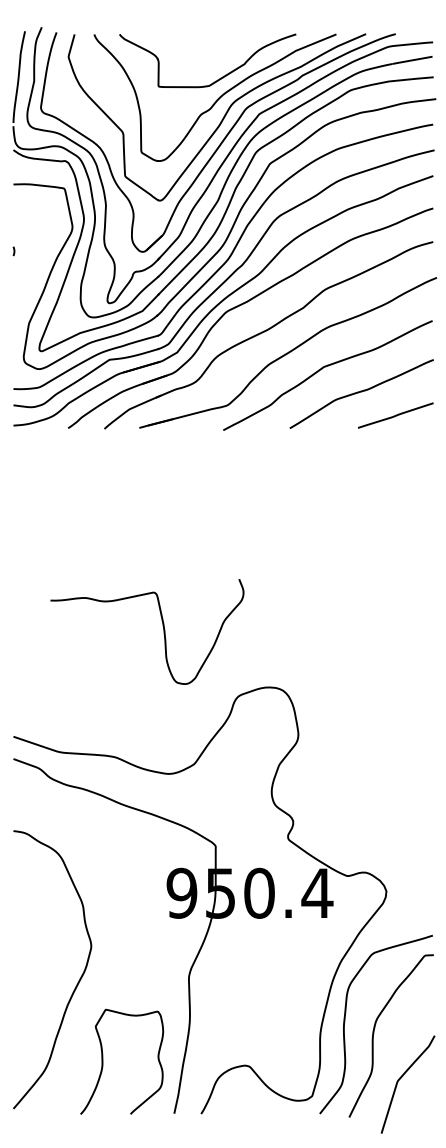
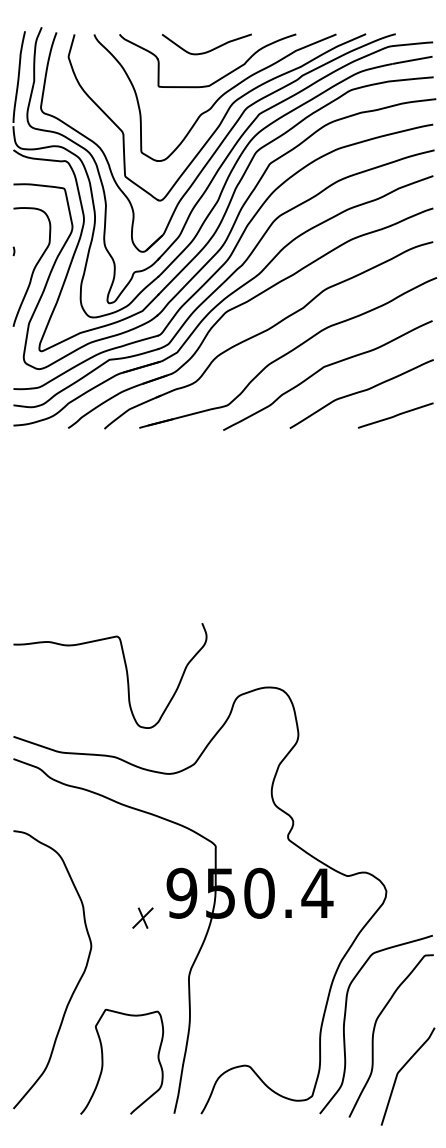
curve: none -> present (208, 50)
curve: none -> present (33, 268)
curve position: (162, 626) -> (125, 670) (125, 670)
part: none -> present (142, 917)
curve position: (401, 1078) -> (401, 1070) (401, 1070)
